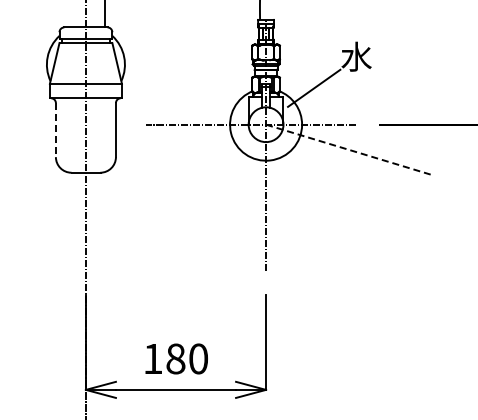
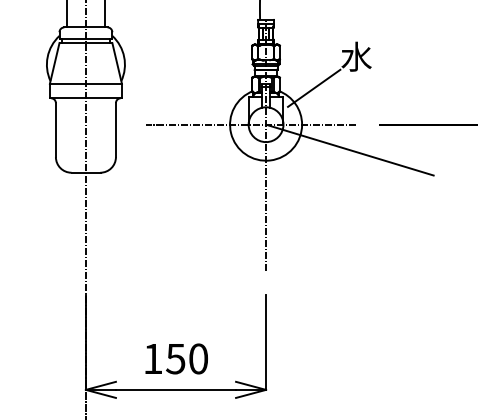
line: none -> present (66, 14)
line: dashed -> solid (55, 130)
line: dashed -> solid (349, 150)
text: 180 -> 150 (175, 358)
